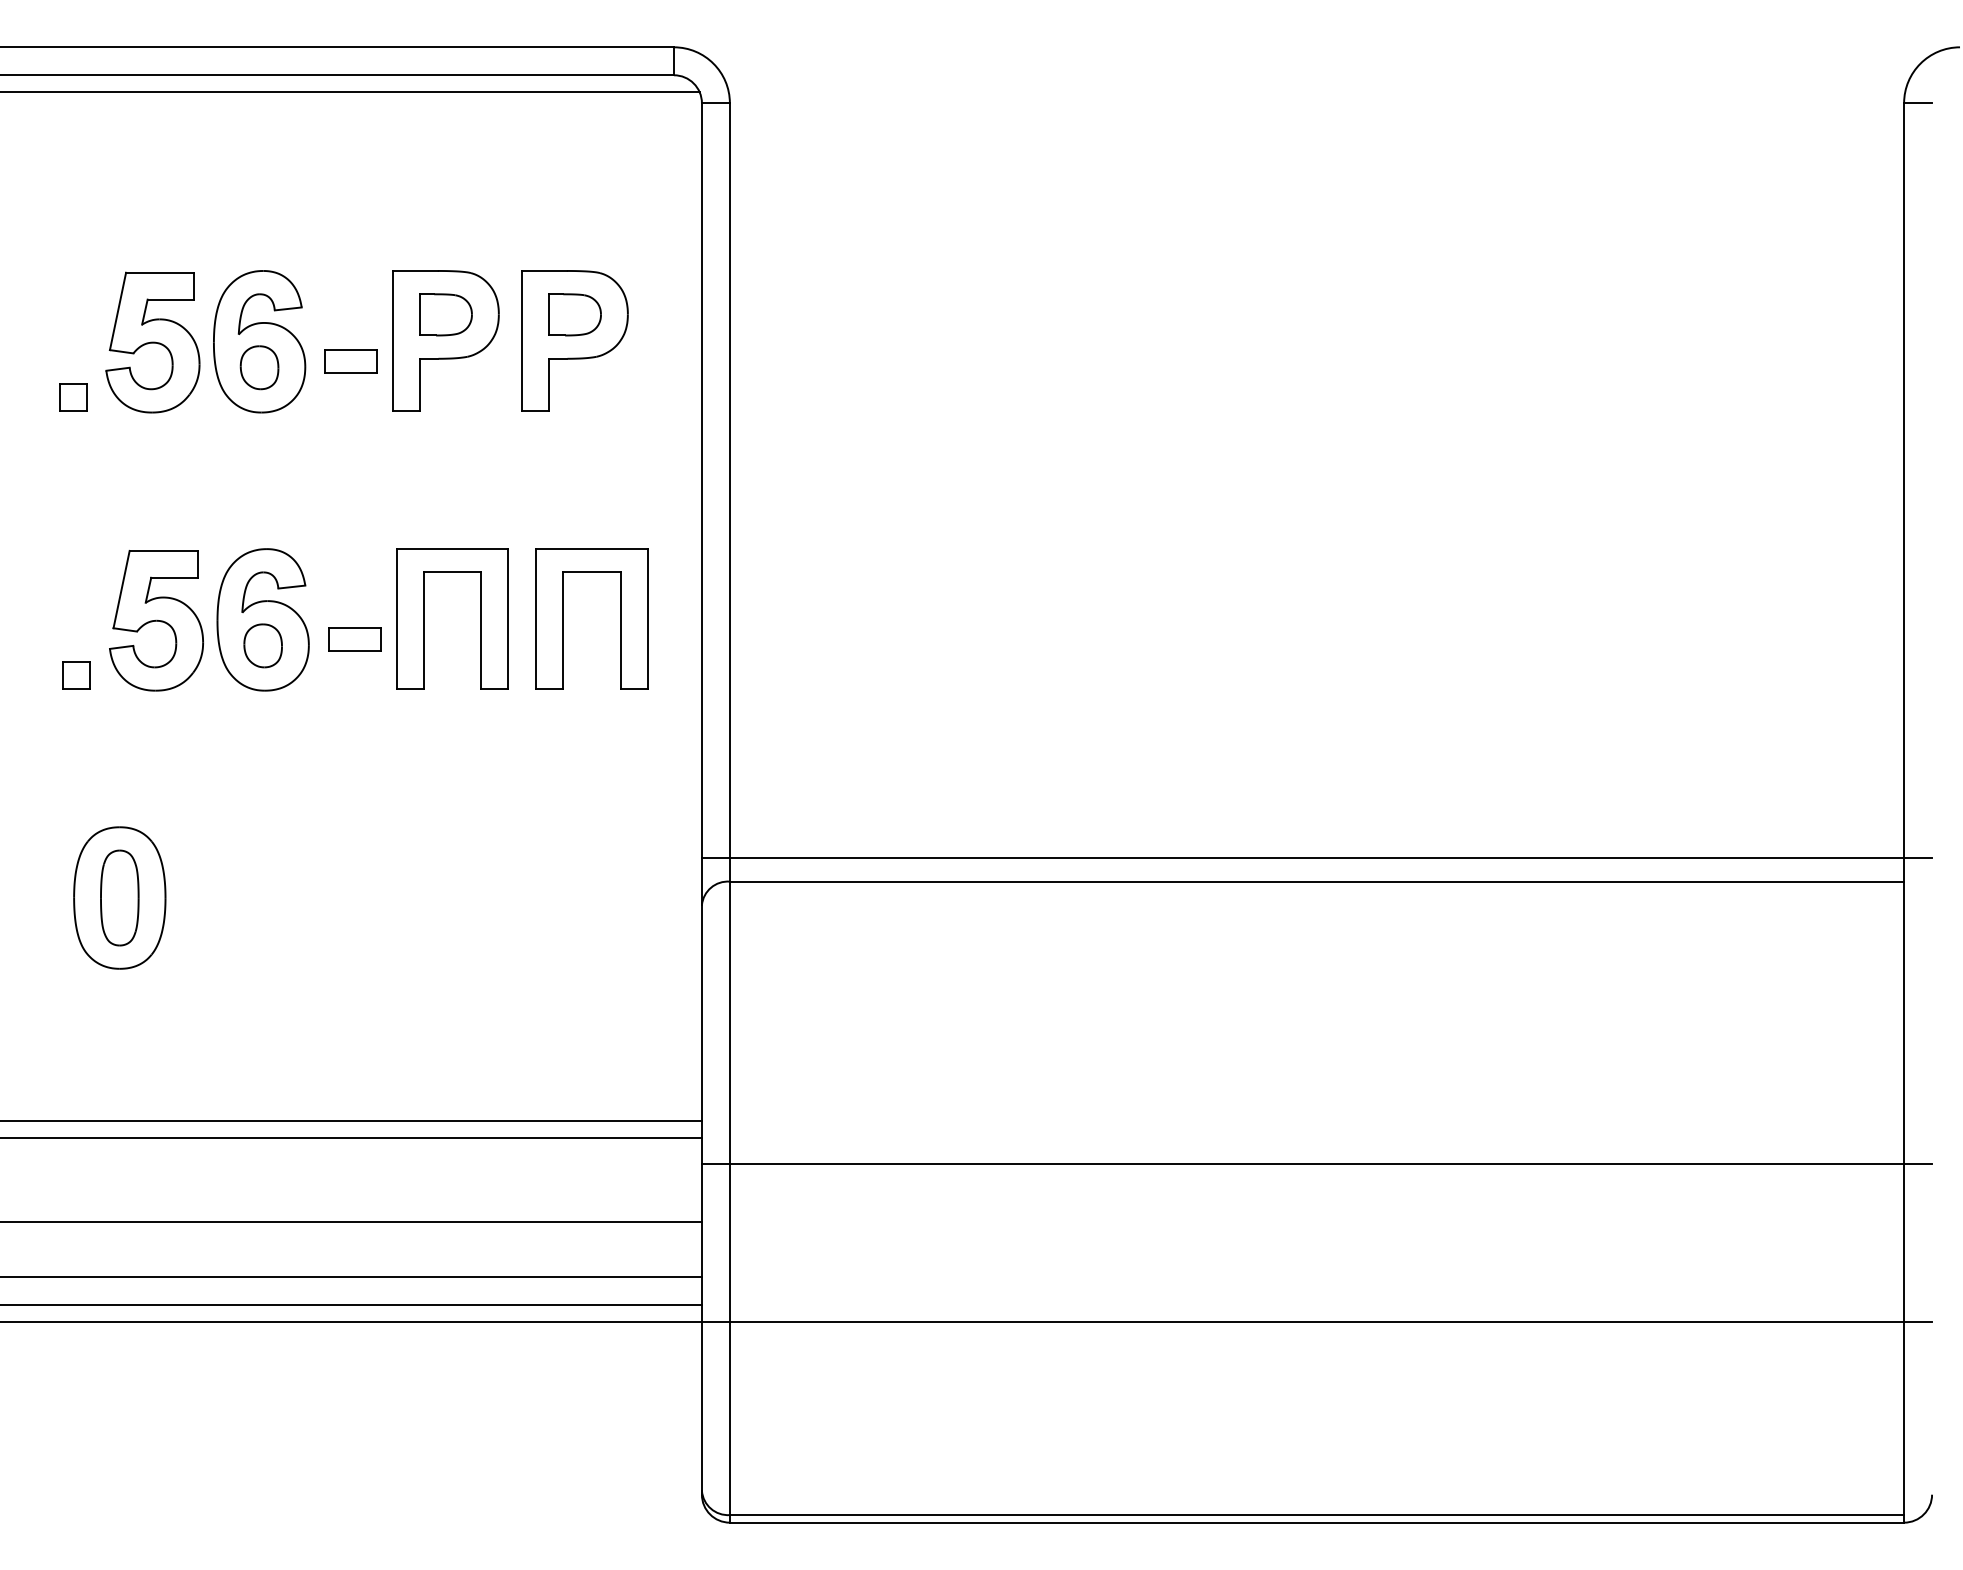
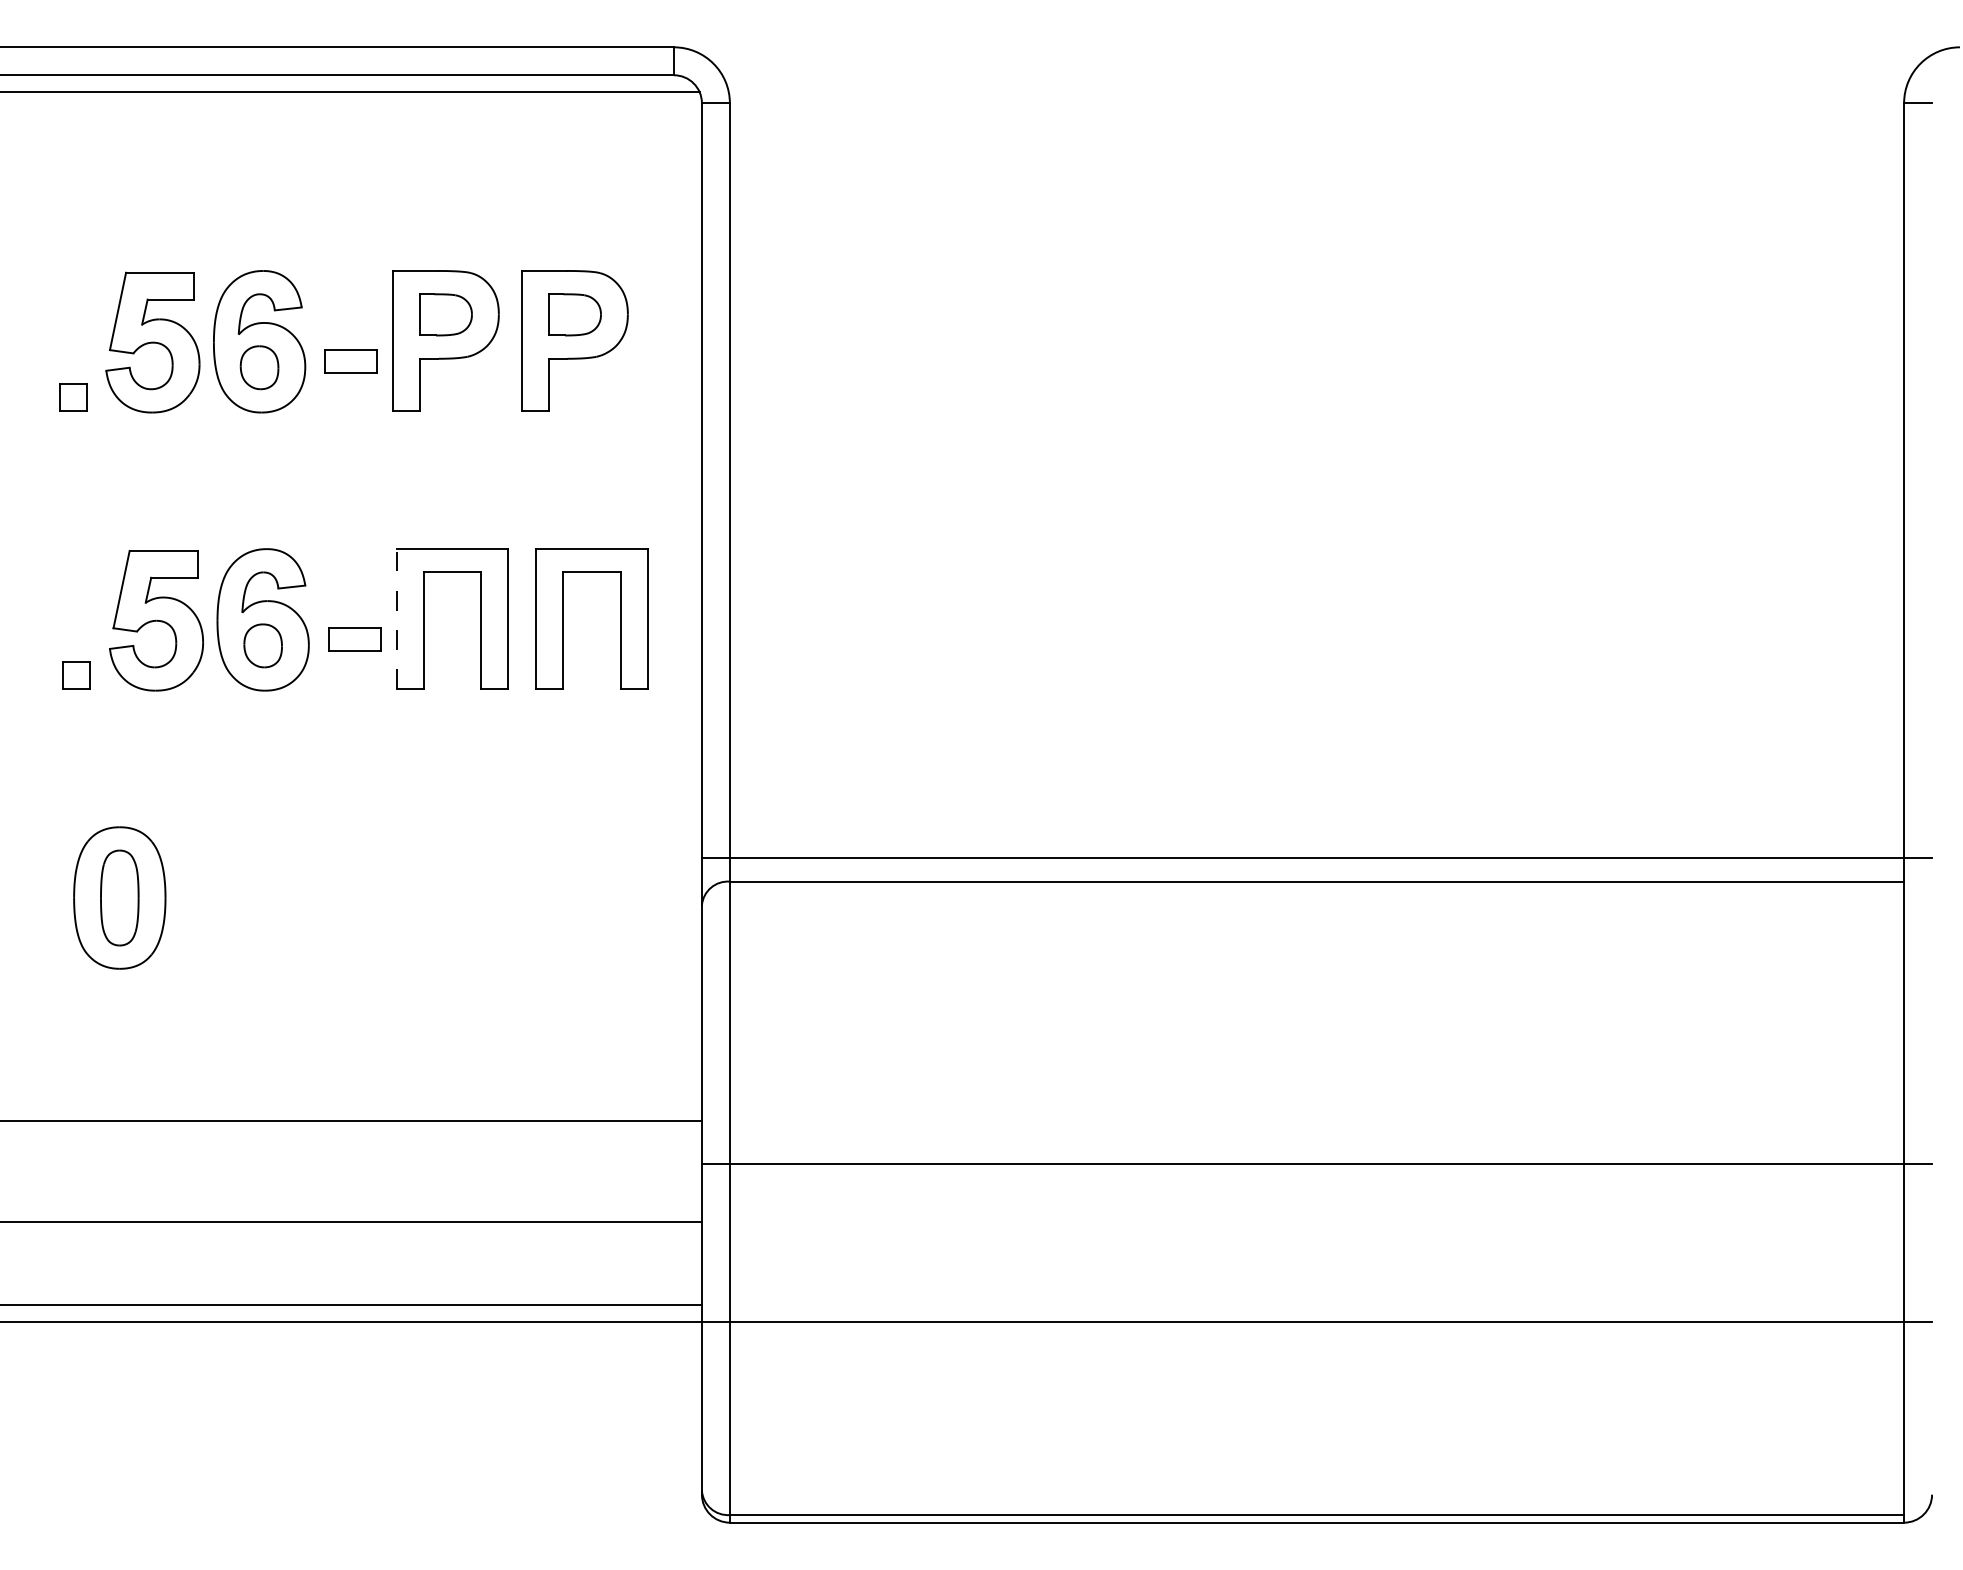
line: solid -> dashed (396, 619)
line: present -> none (351, 1137)
line: present -> none (351, 1277)
